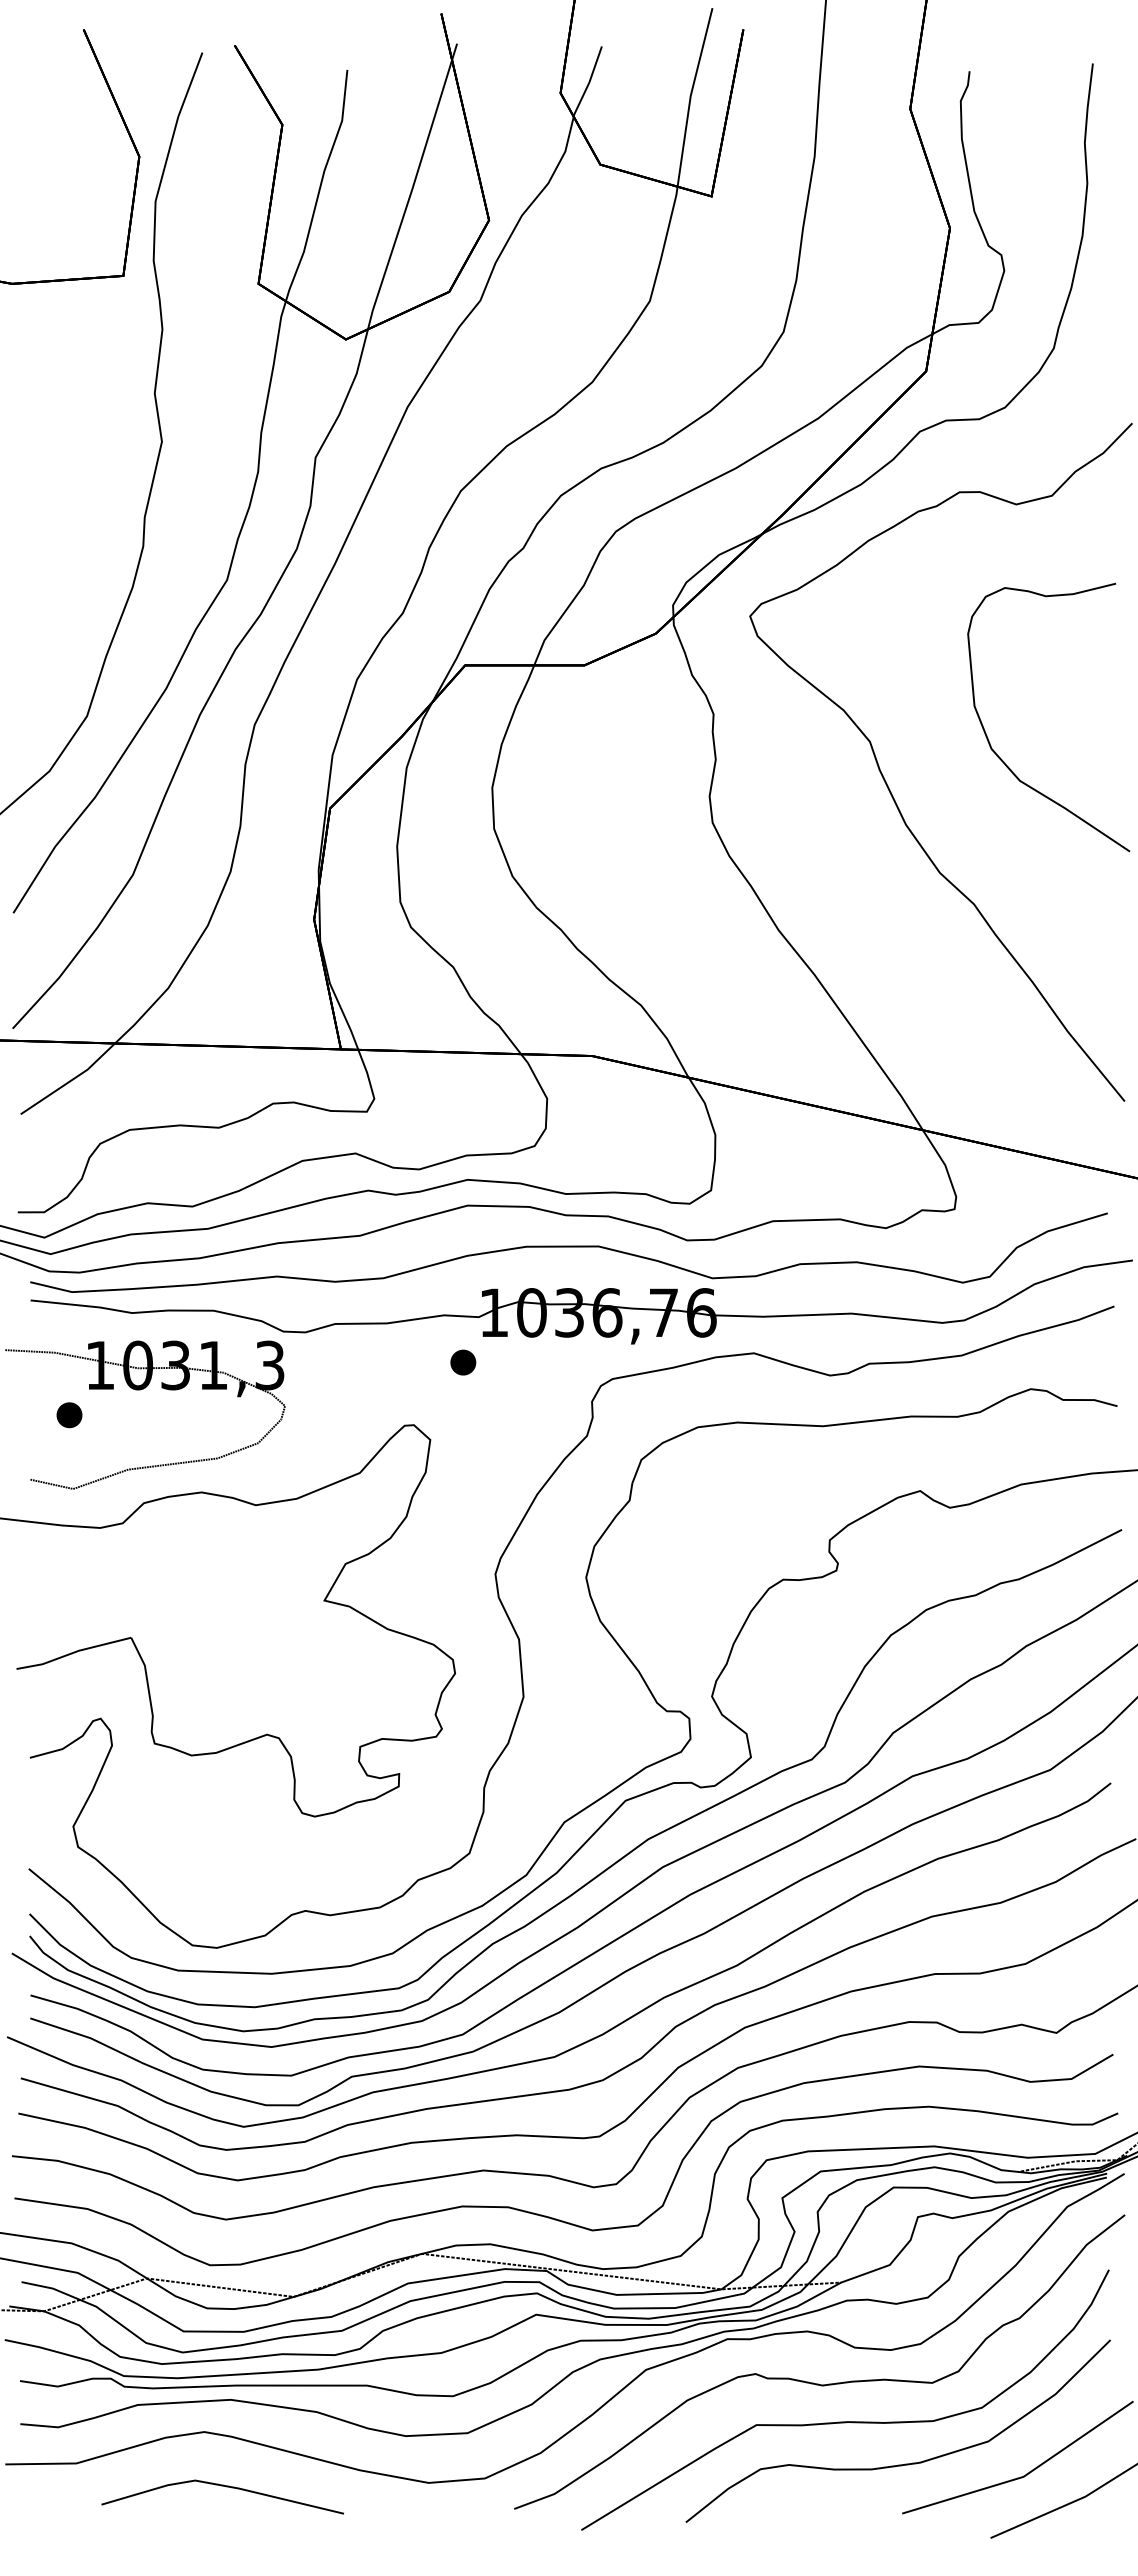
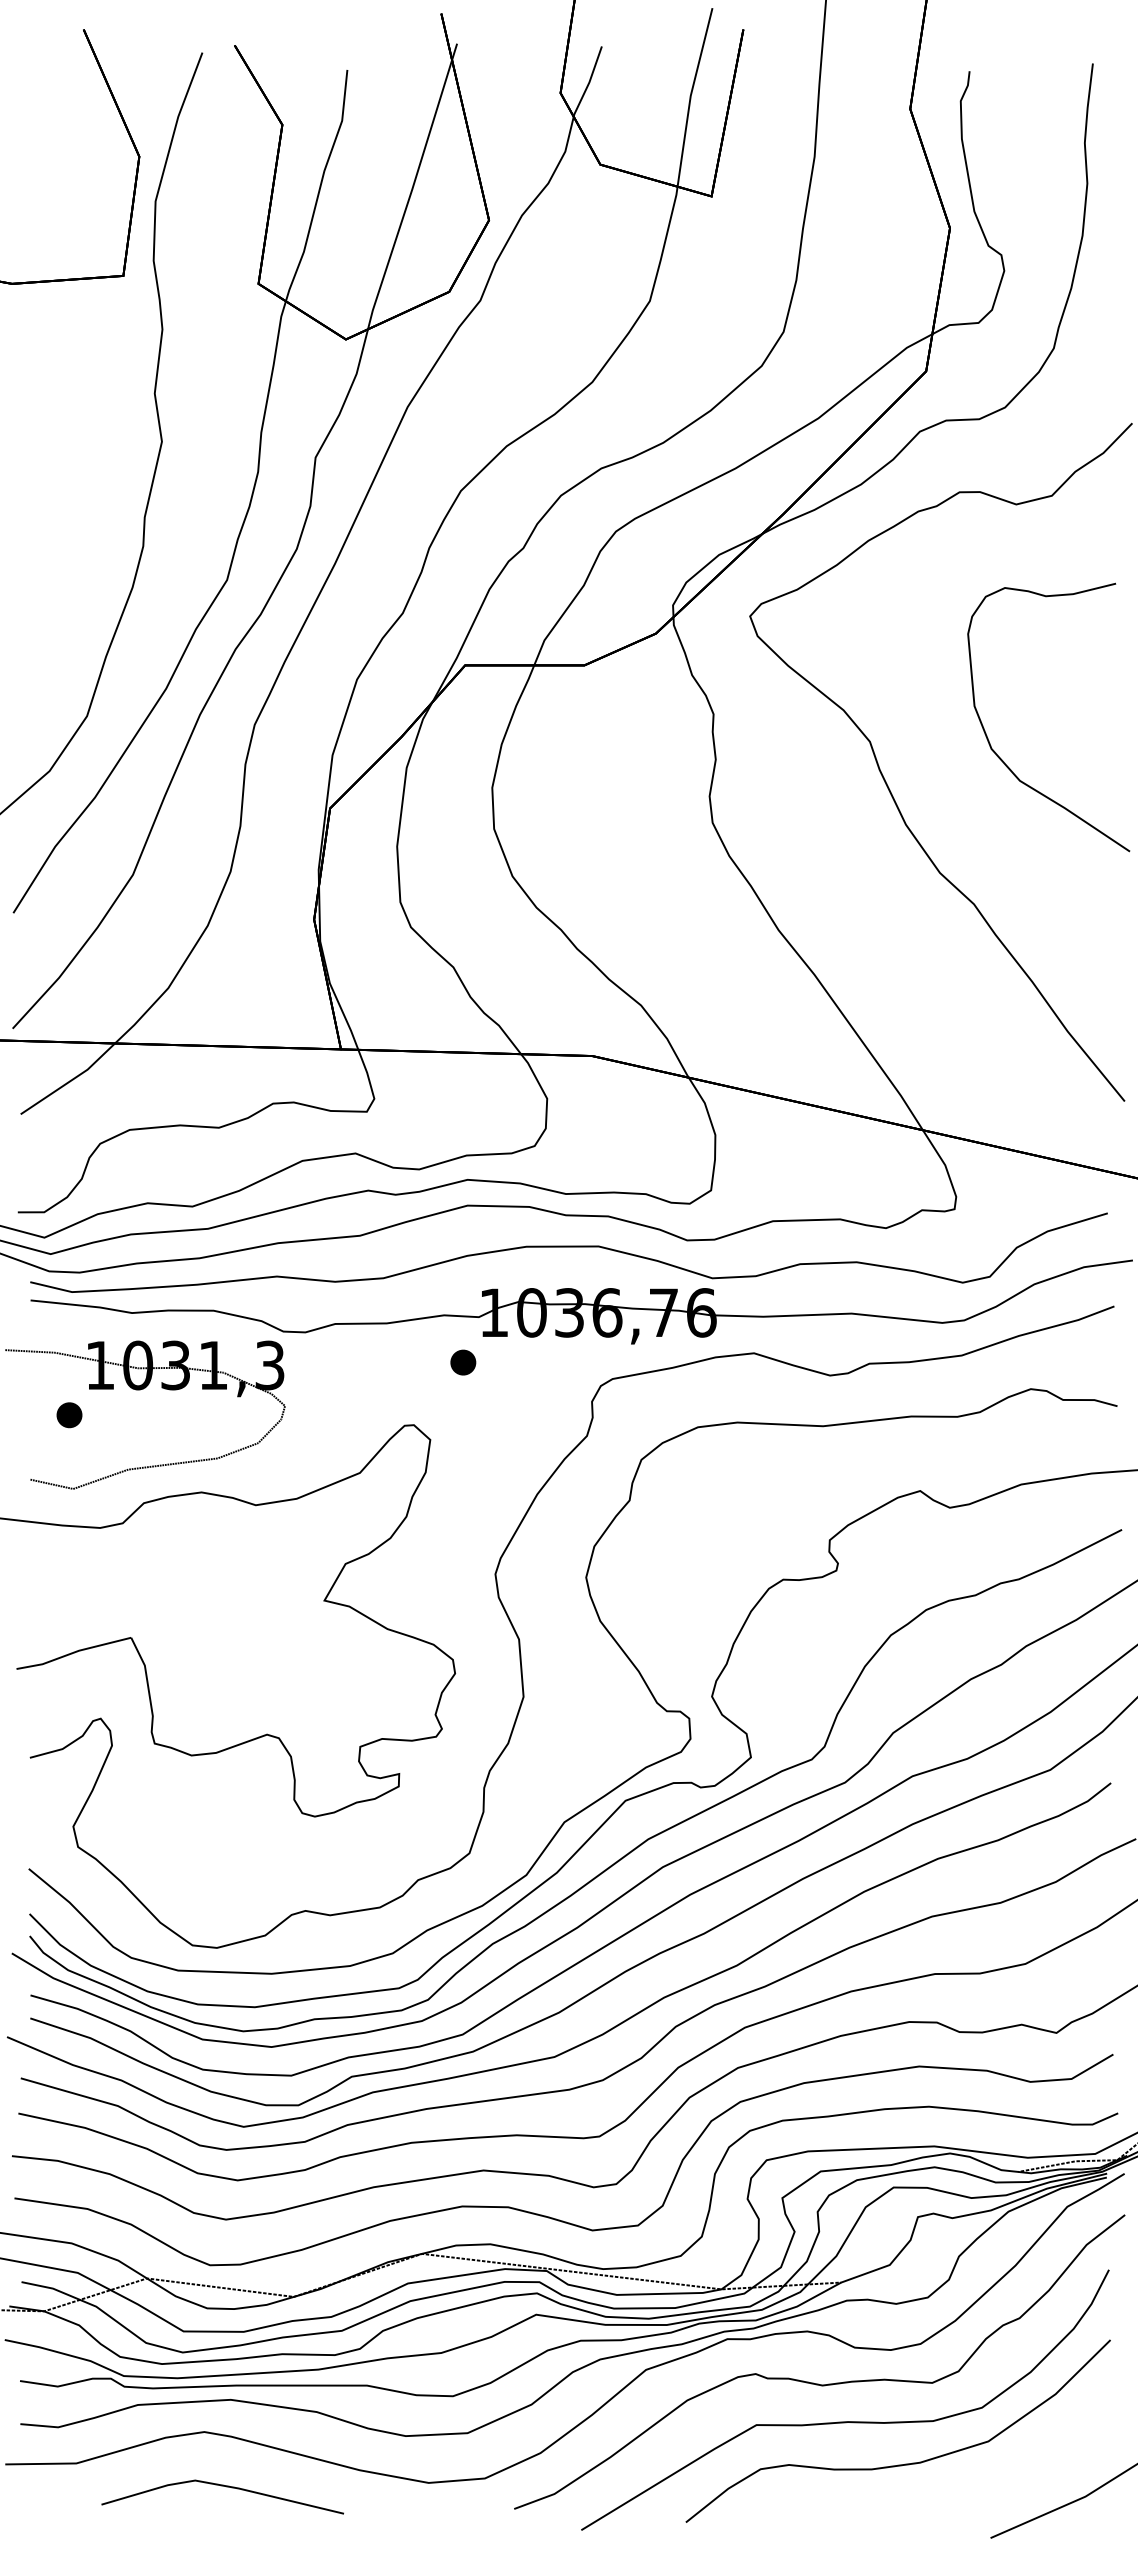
part: present -> none (1026, 2473)
